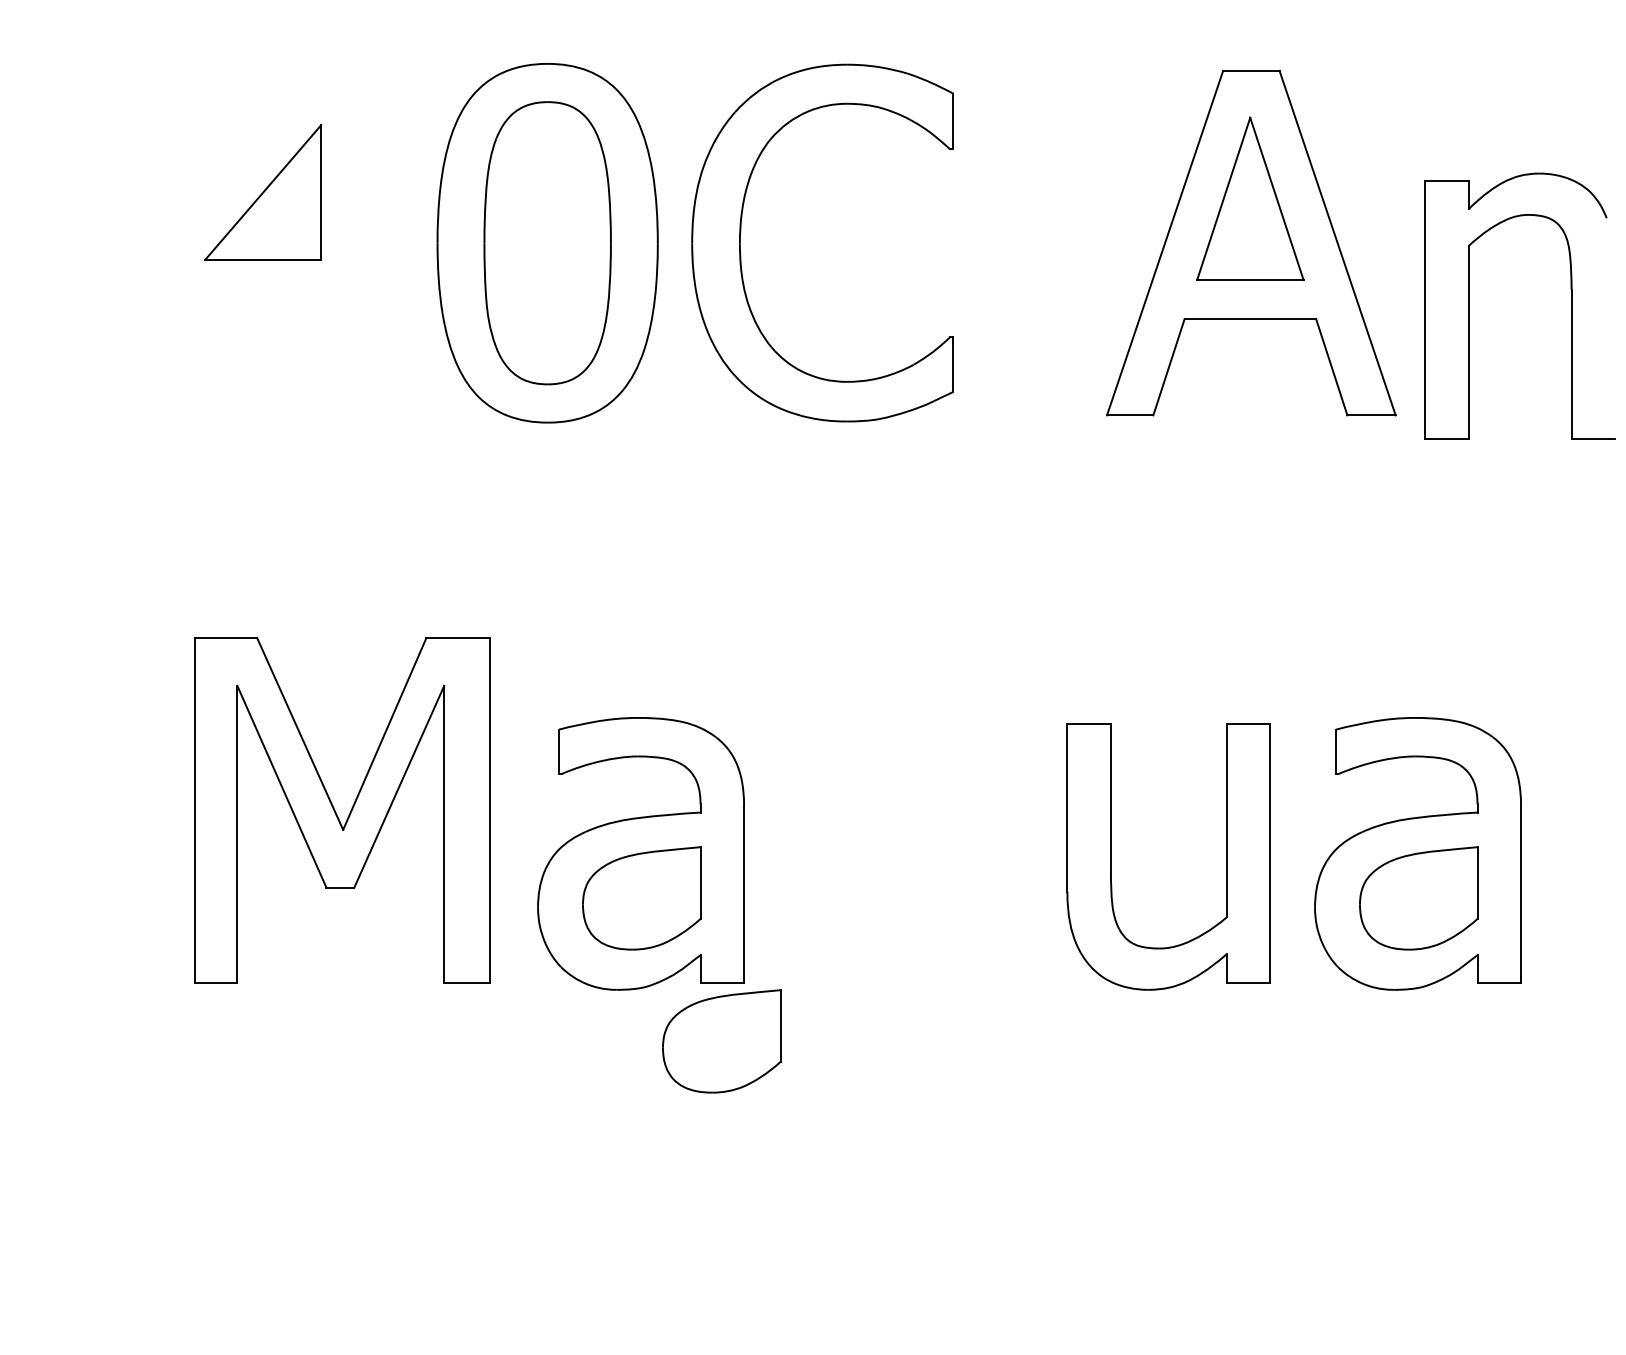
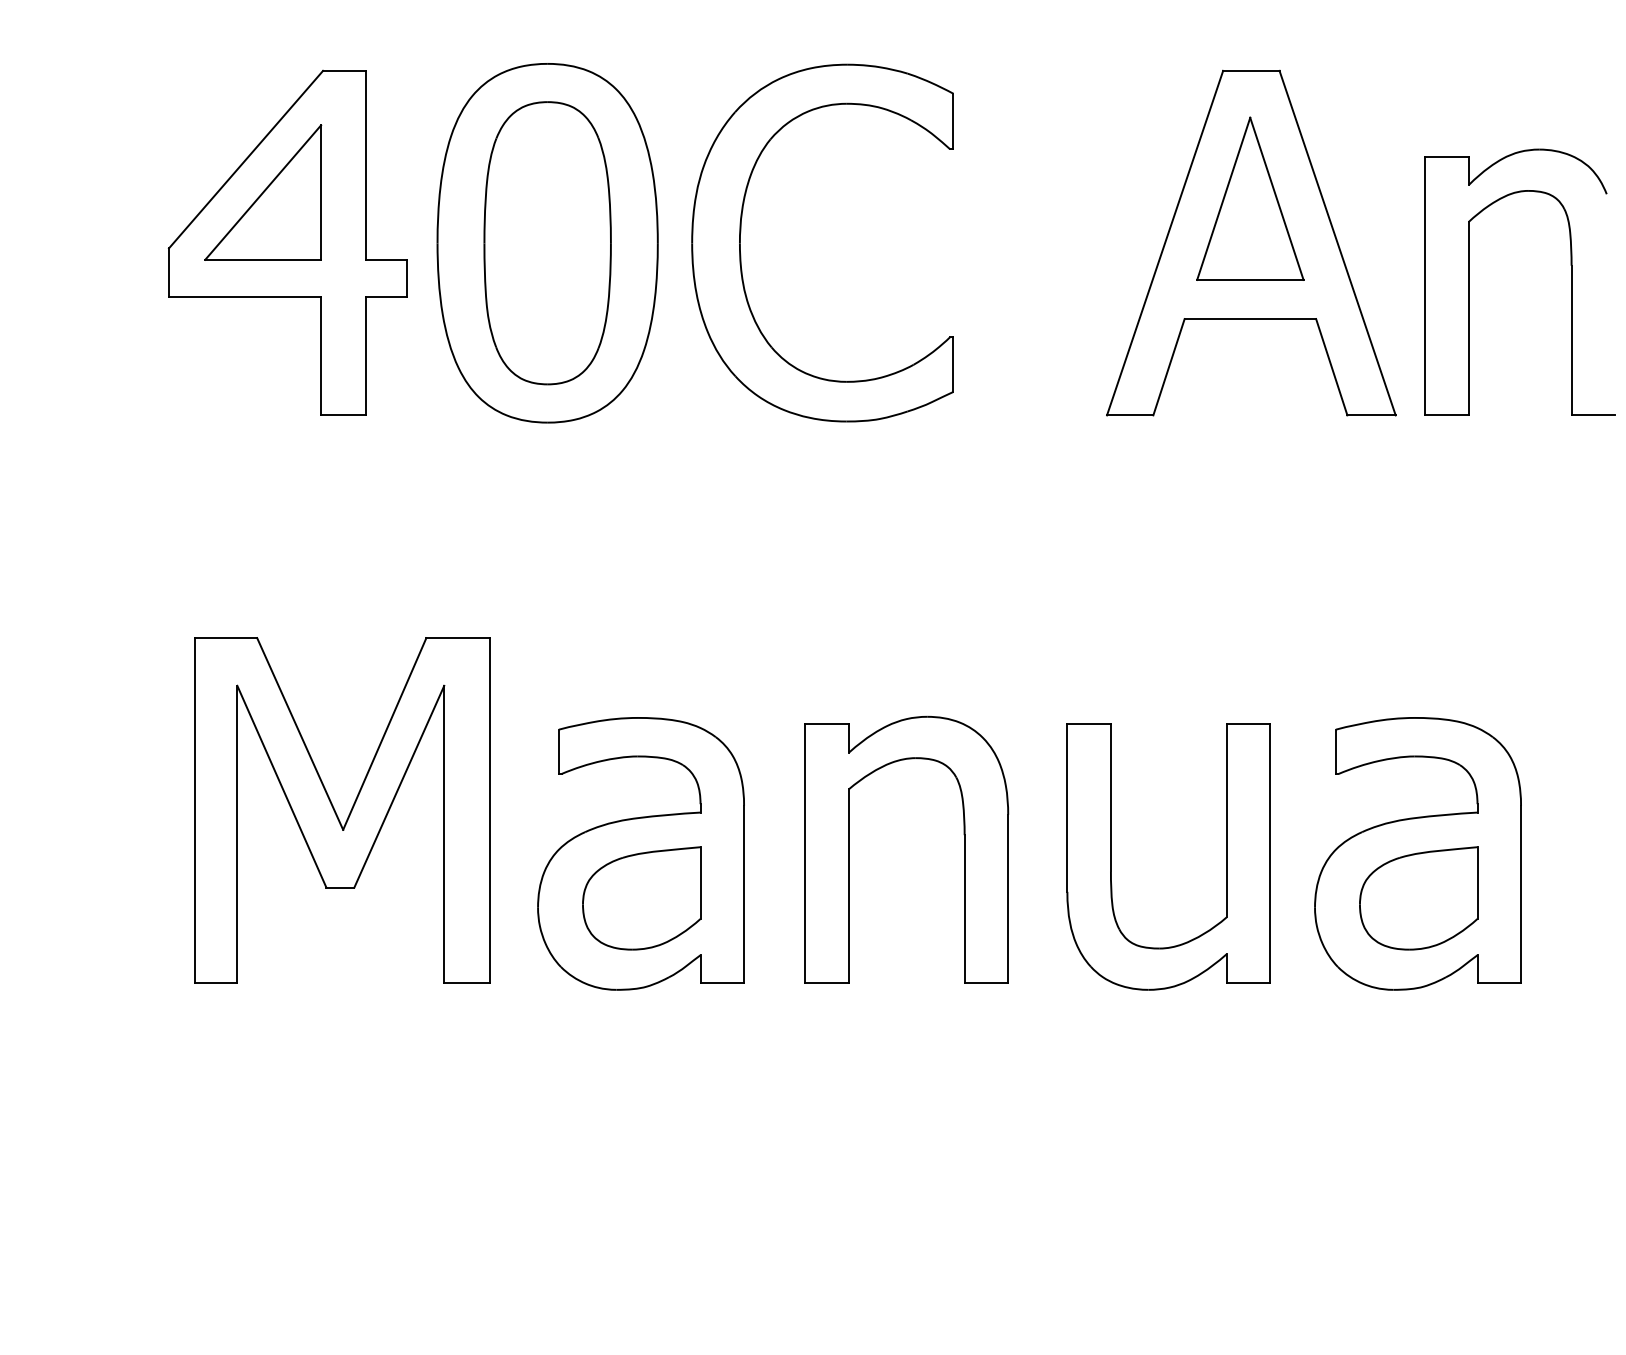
part: none -> present (287, 242)
part position: (1469, 305) -> (1469, 281) (1469, 281)
part: none -> present (849, 849)
part: present -> none (721, 1041)
